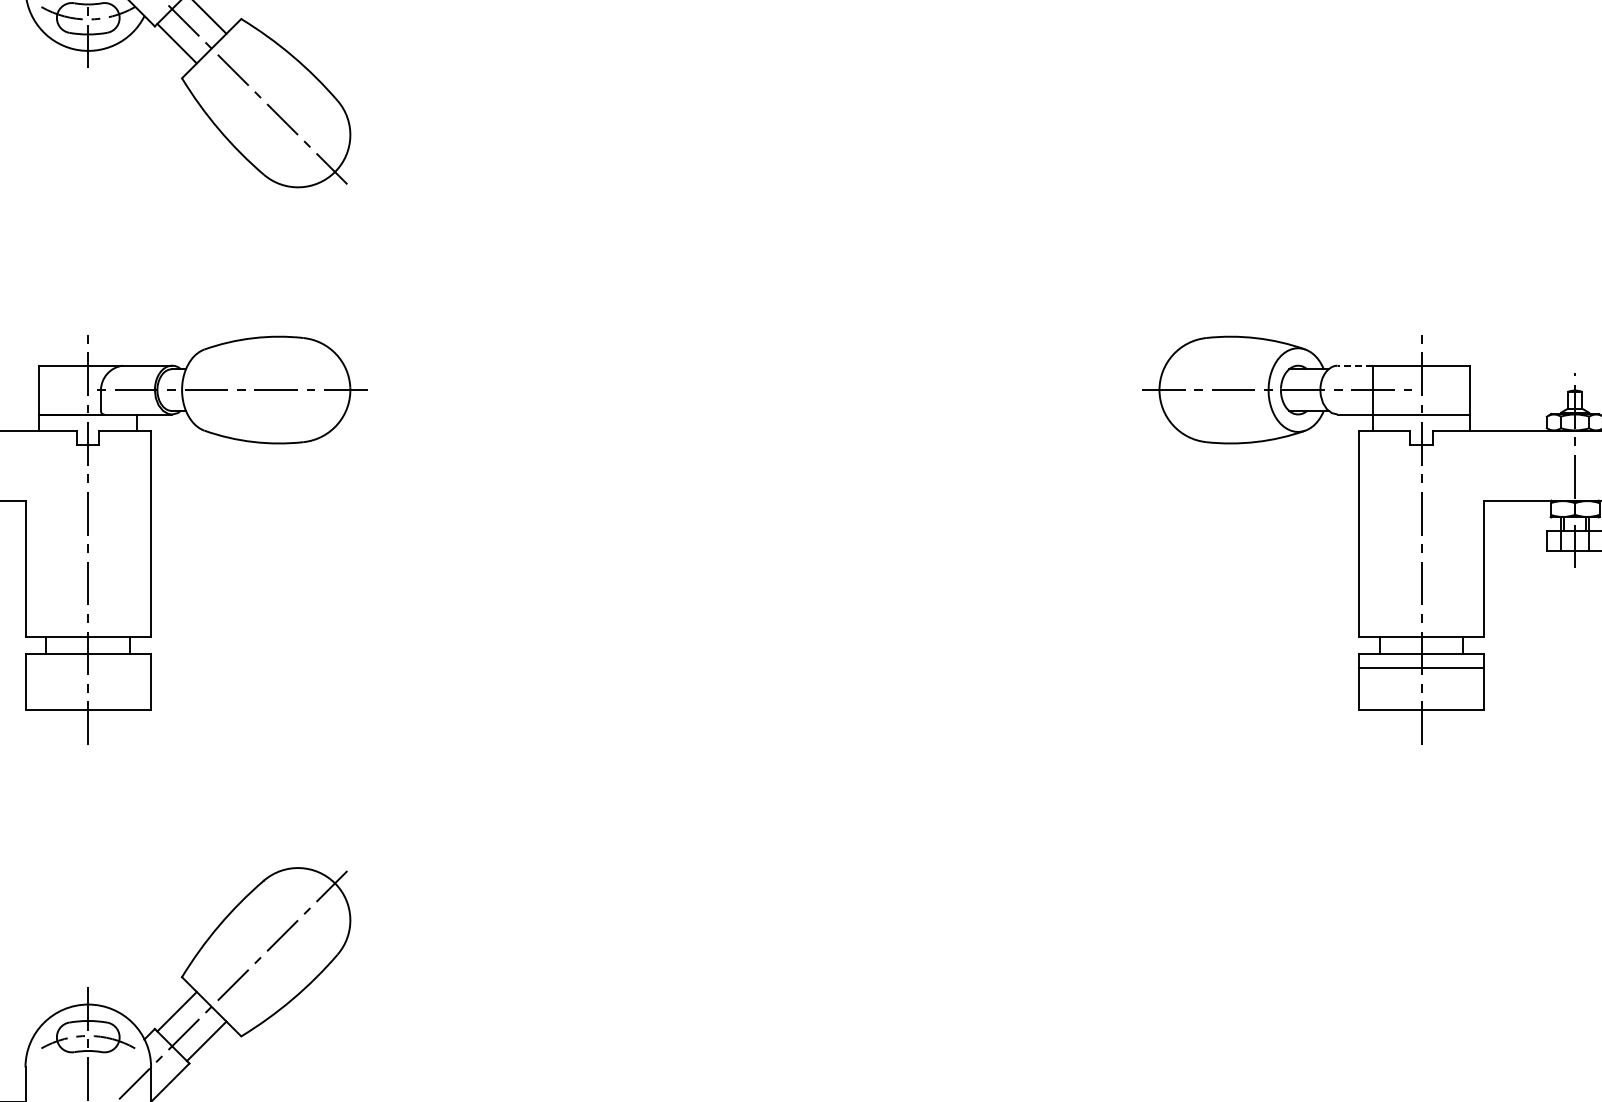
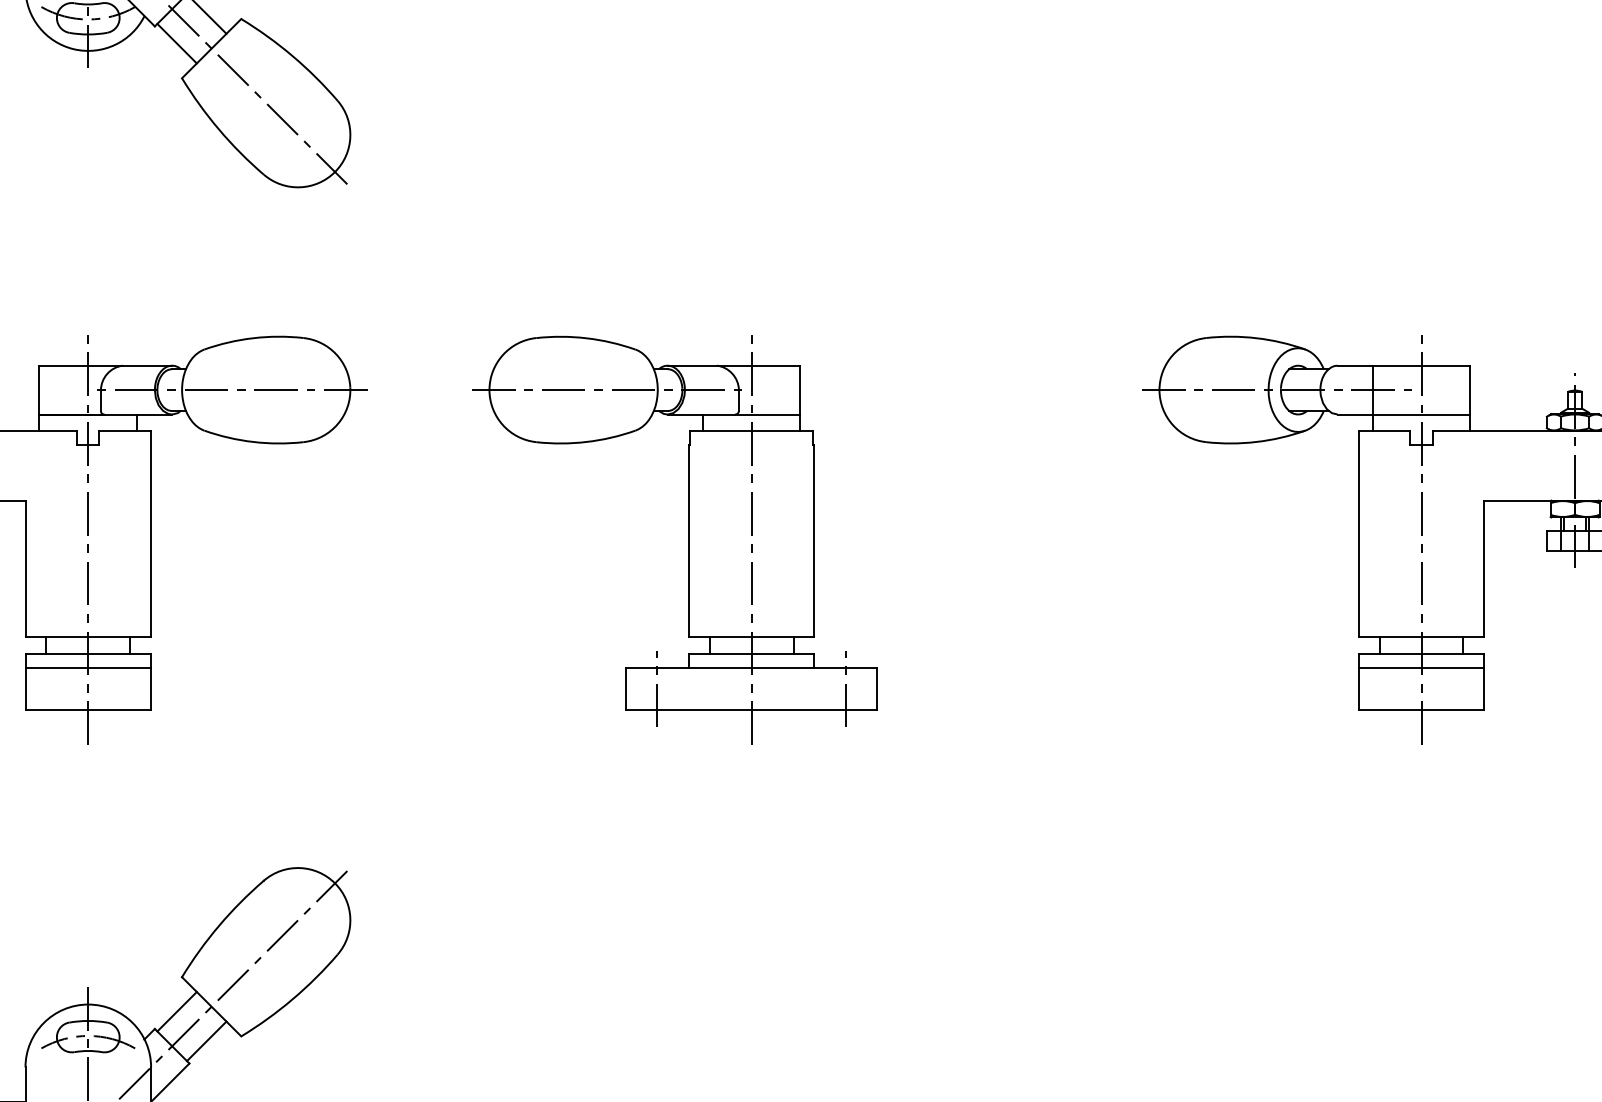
line: dashed -> solid (1355, 365)
part: none -> present (688, 539)
line: none -> present (88, 668)
